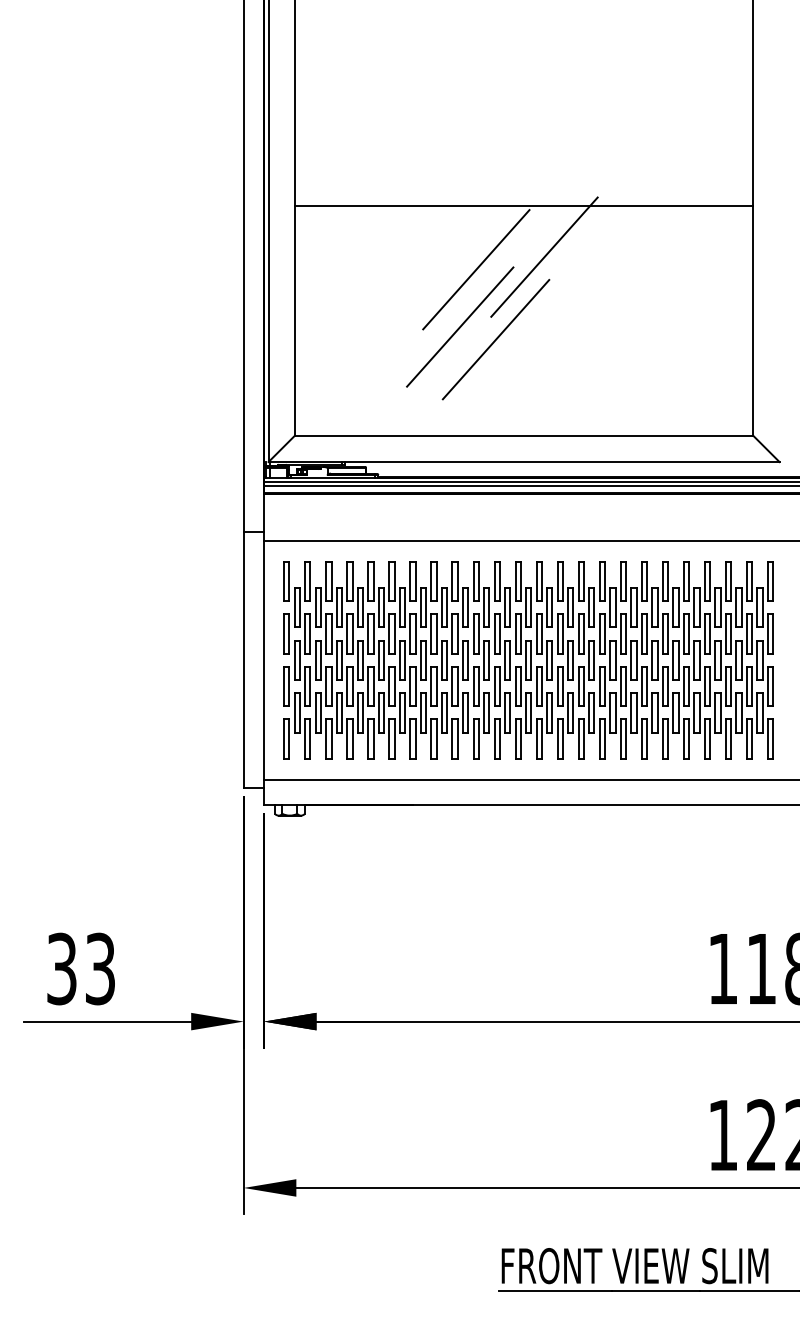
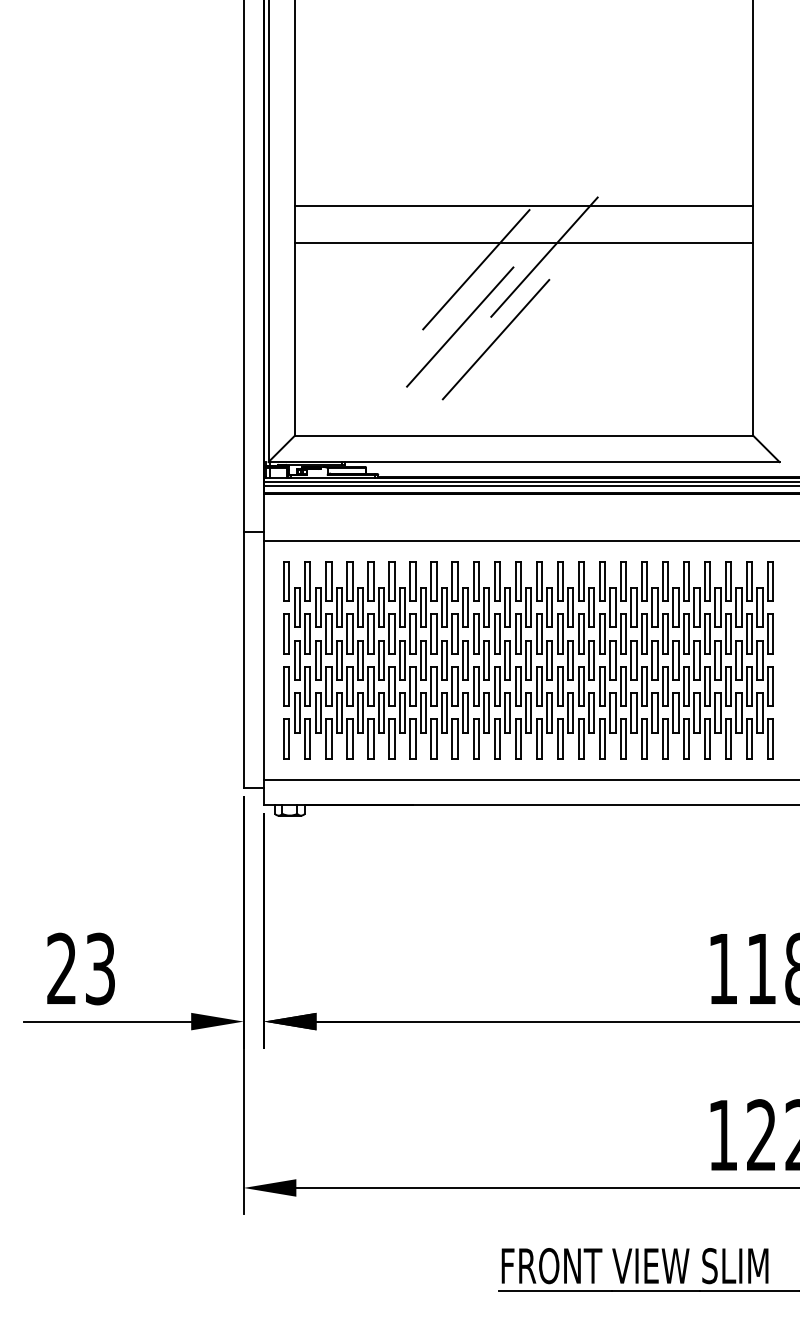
line: none -> present (523, 243)
text: 33 -> 23 (61, 968)
